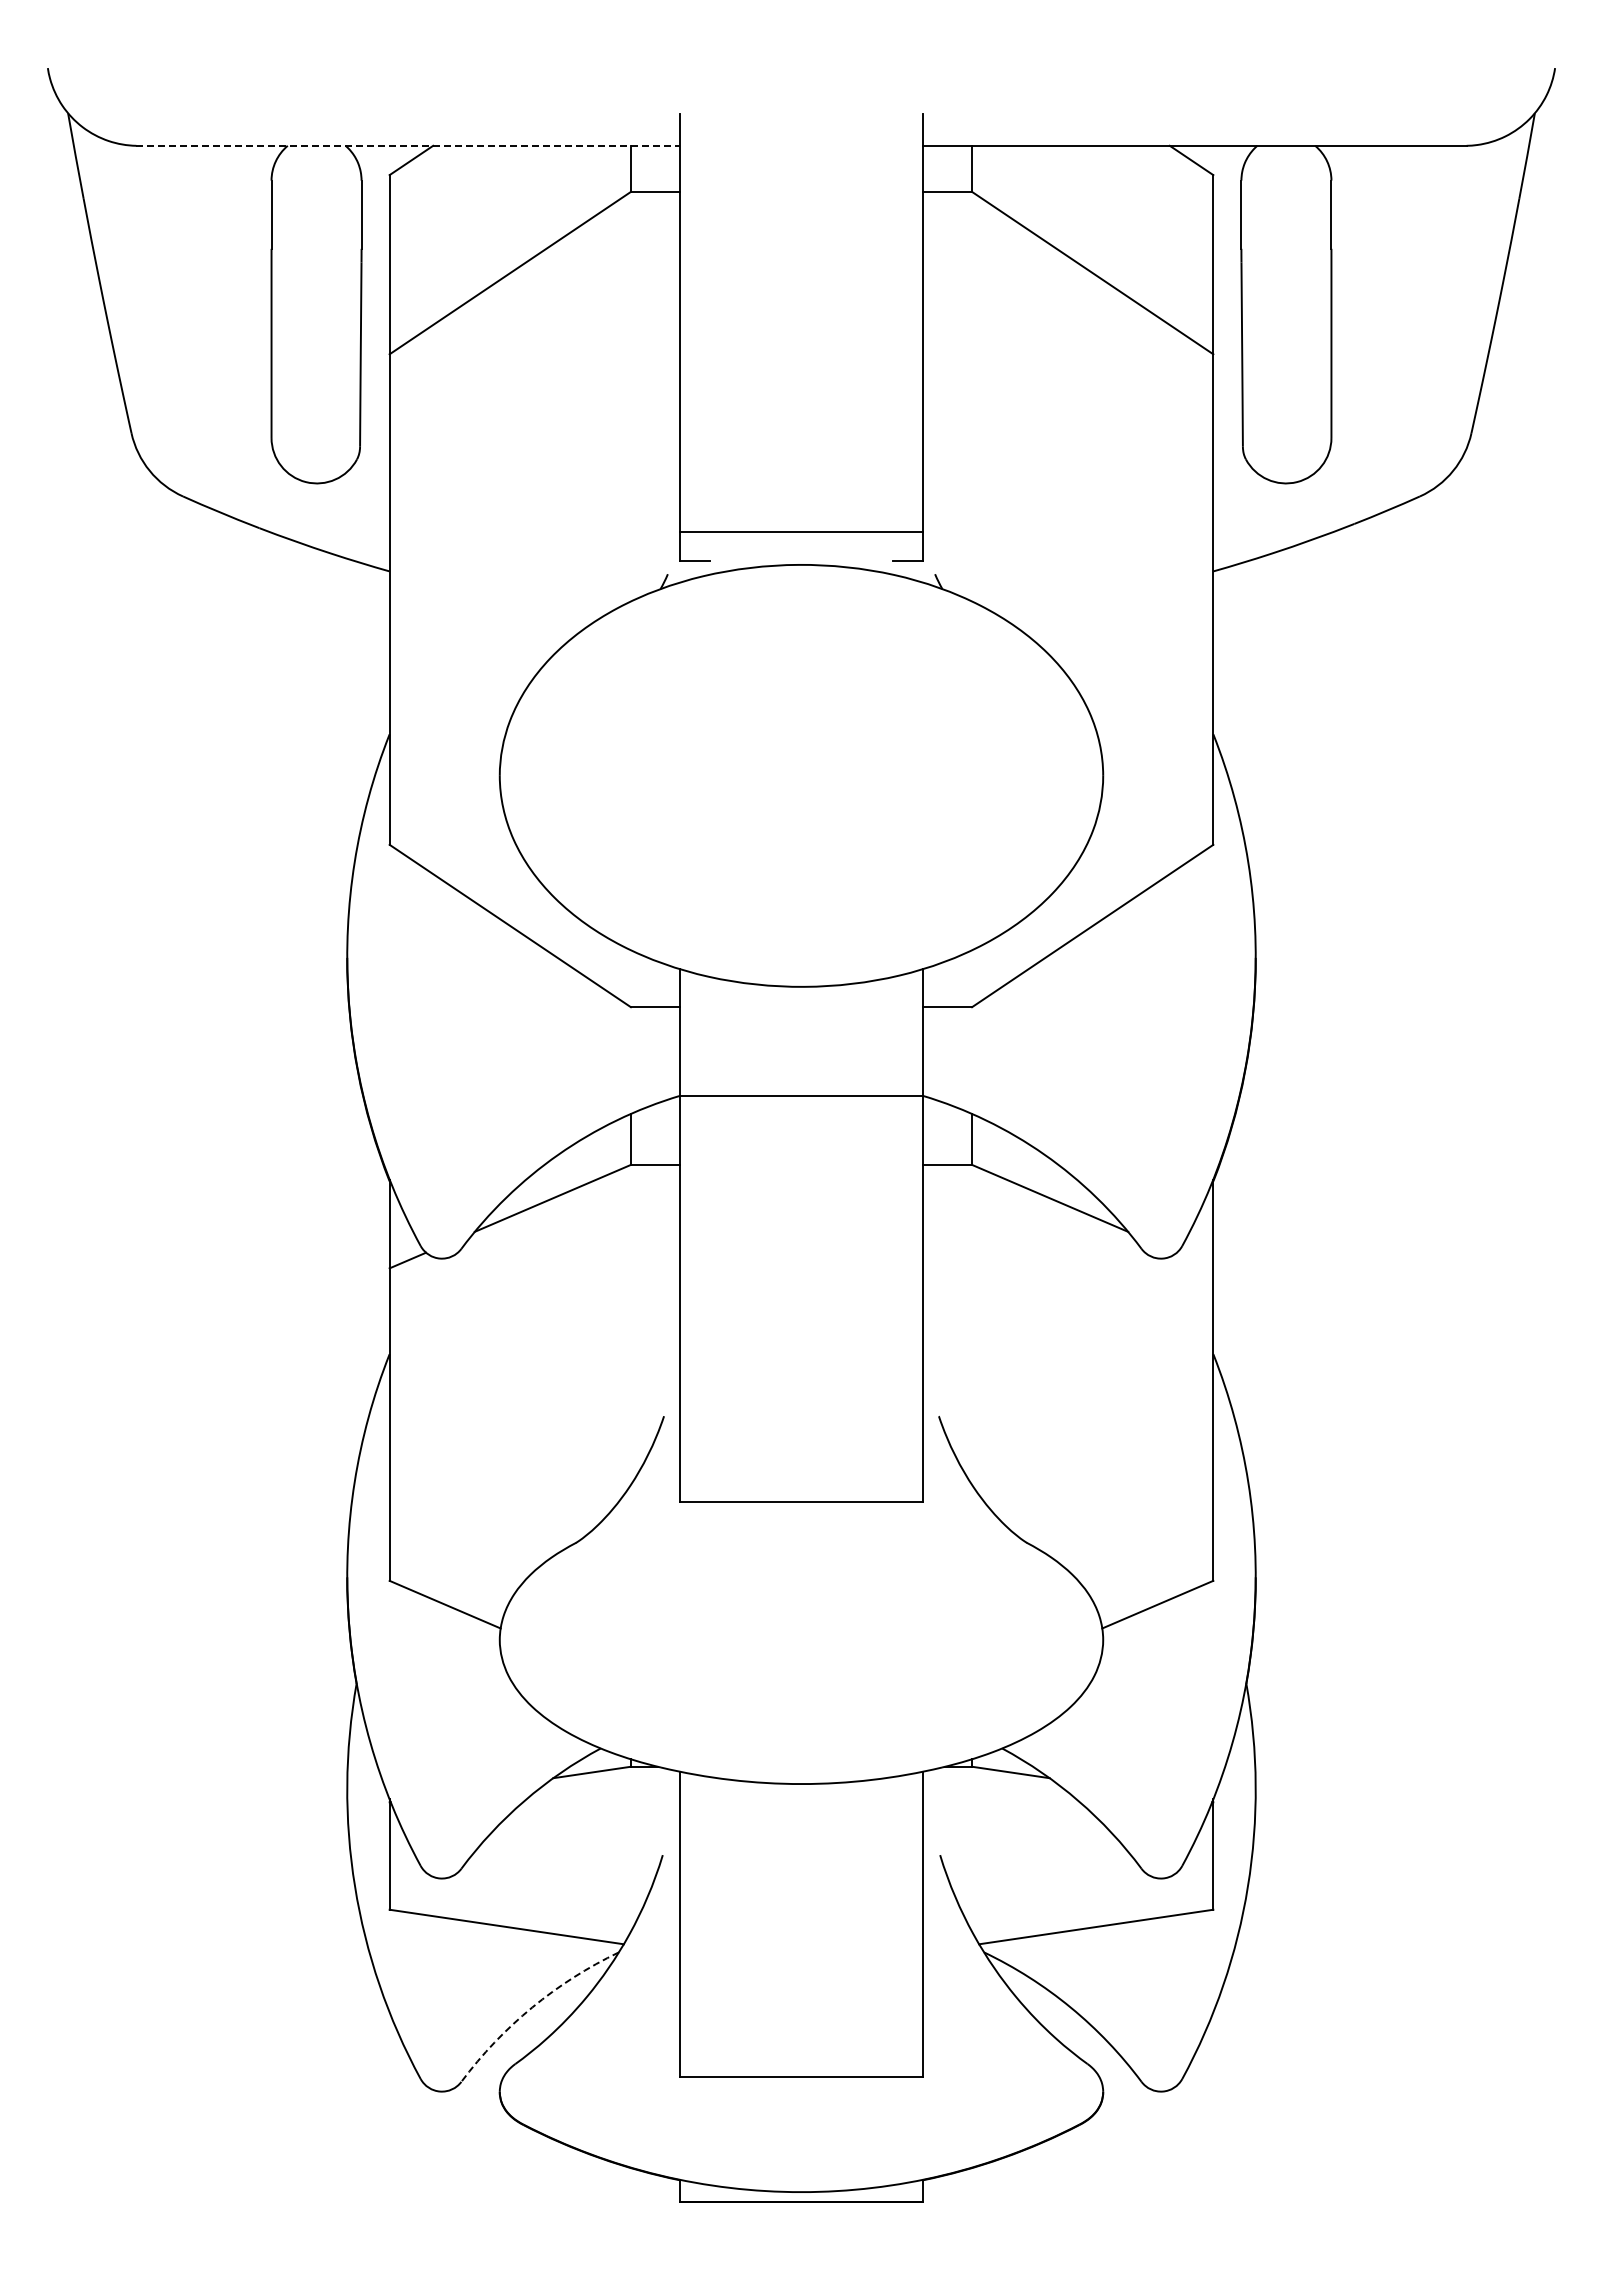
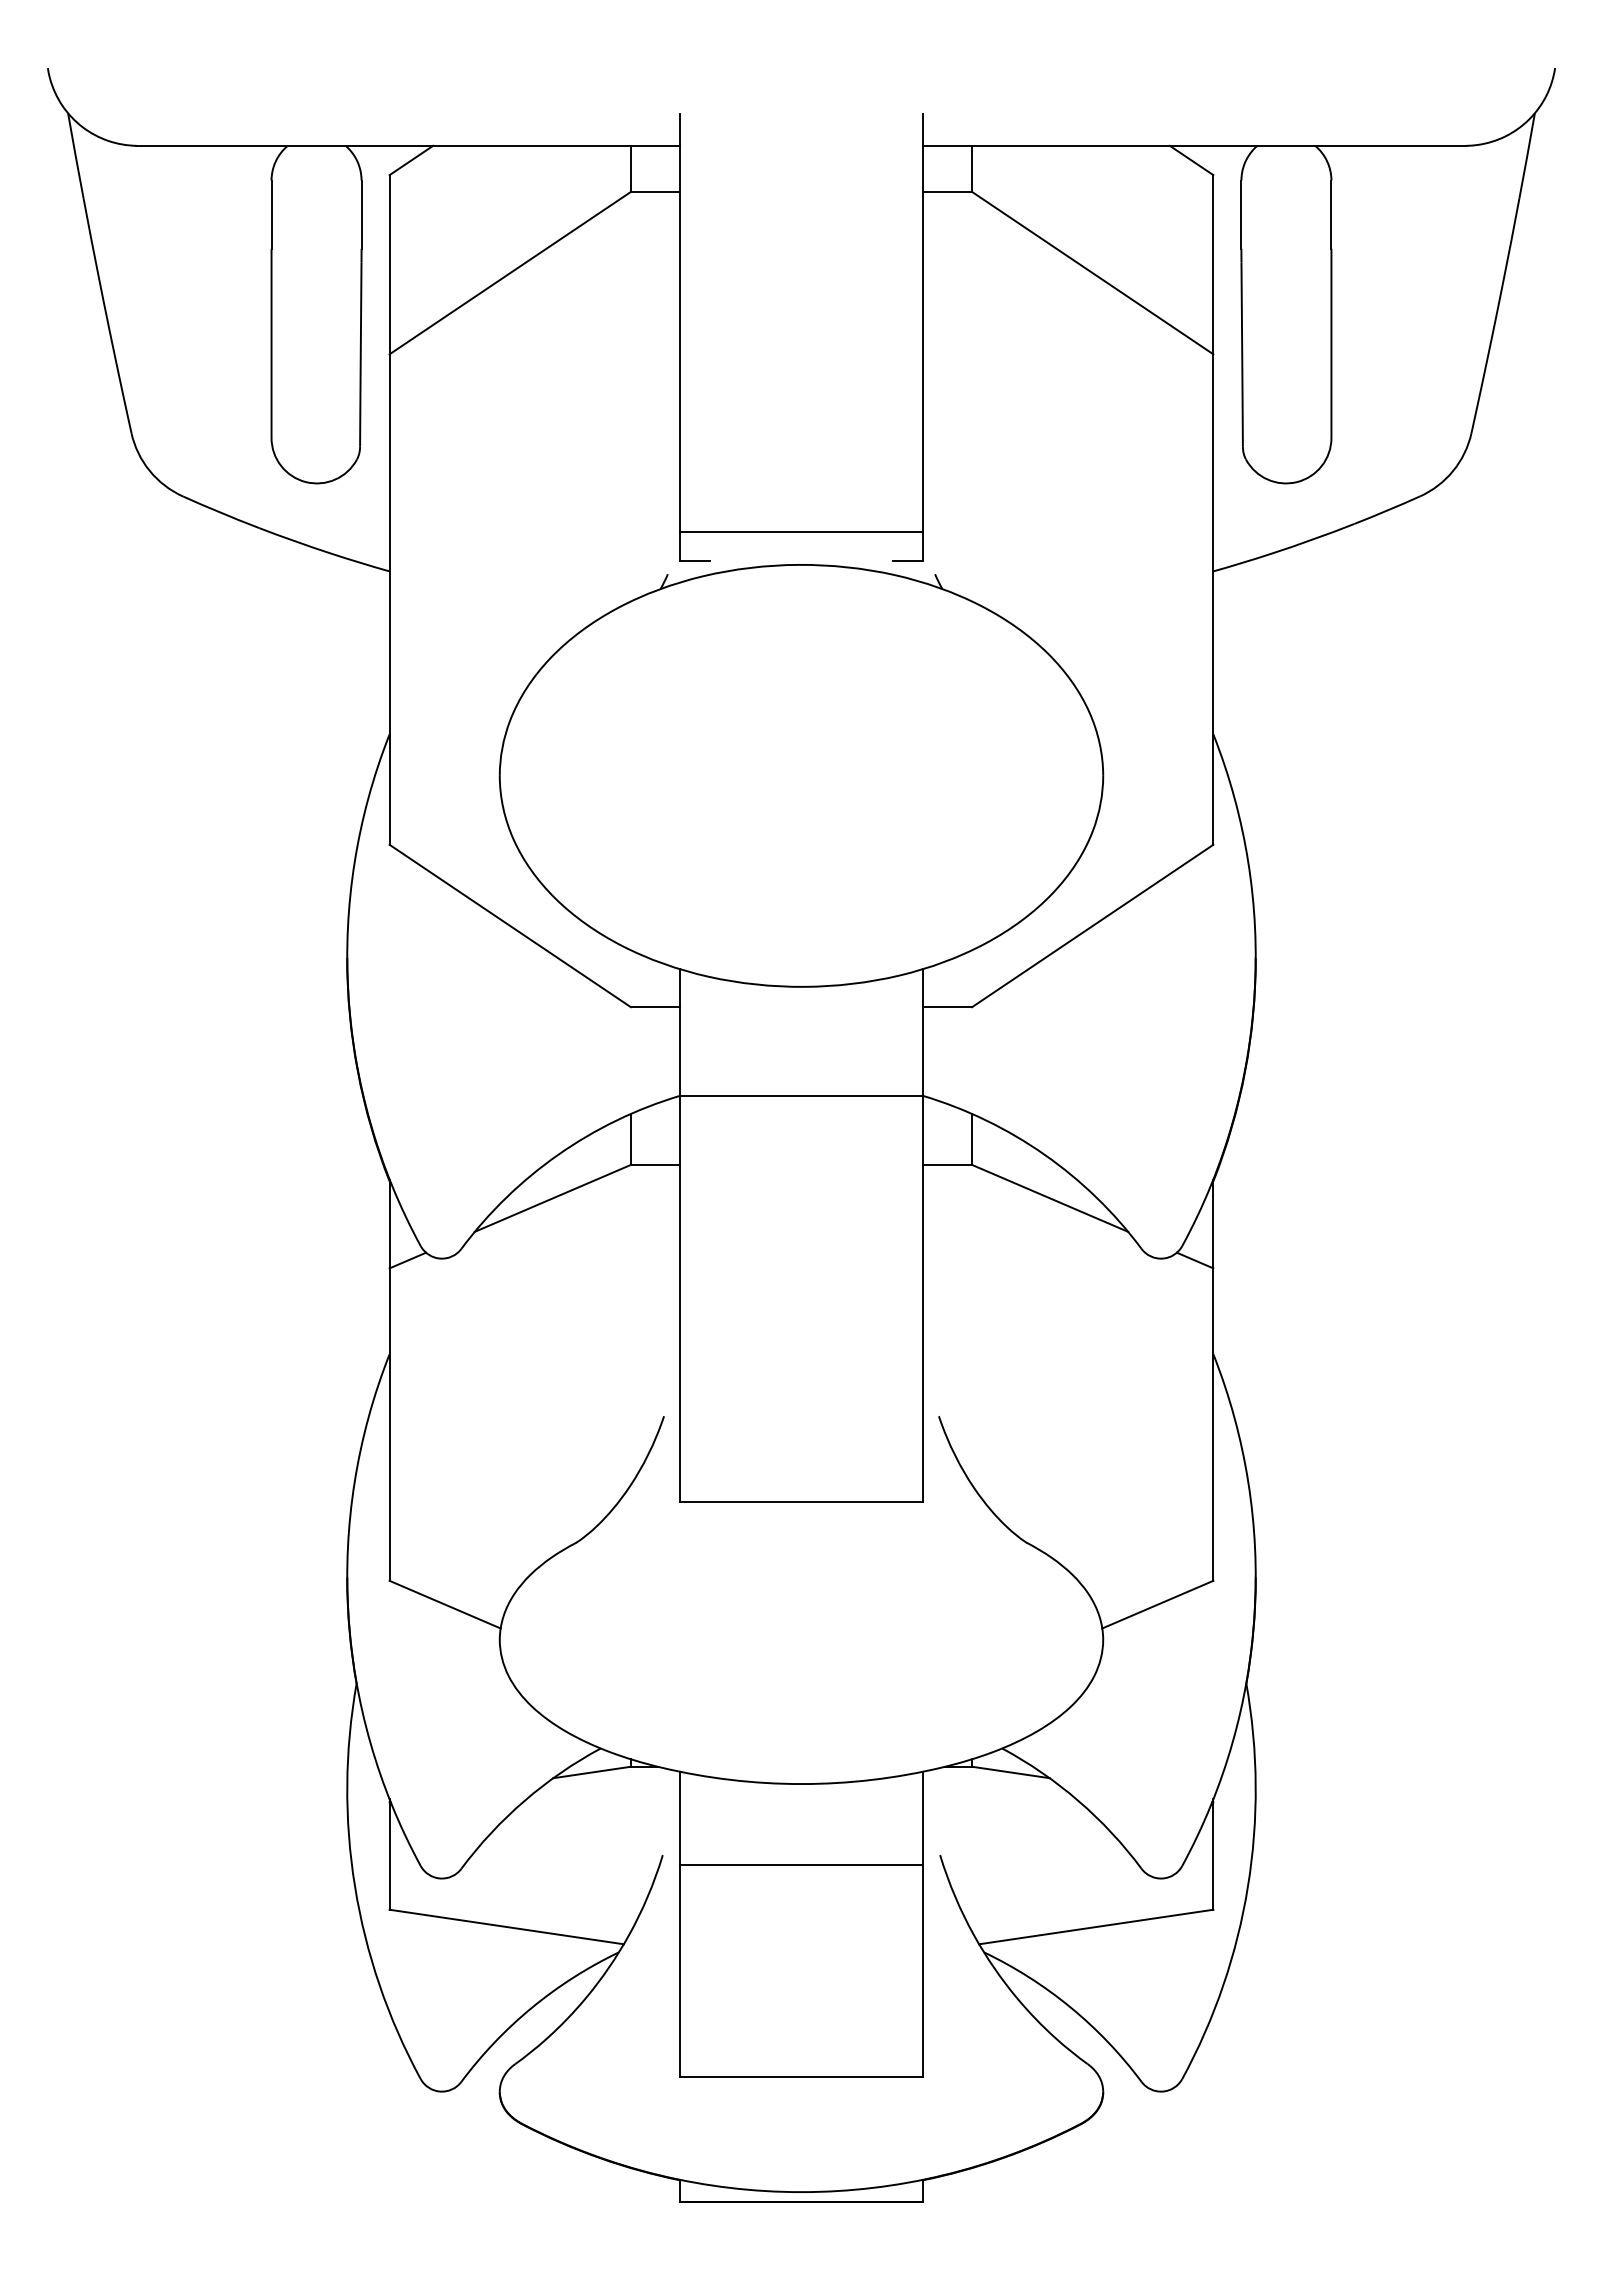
line: dashed -> solid (408, 145)
line: none -> present (1194, 1260)
line: none -> present (801, 1864)
arc: dashed -> solid (532, 2007)
